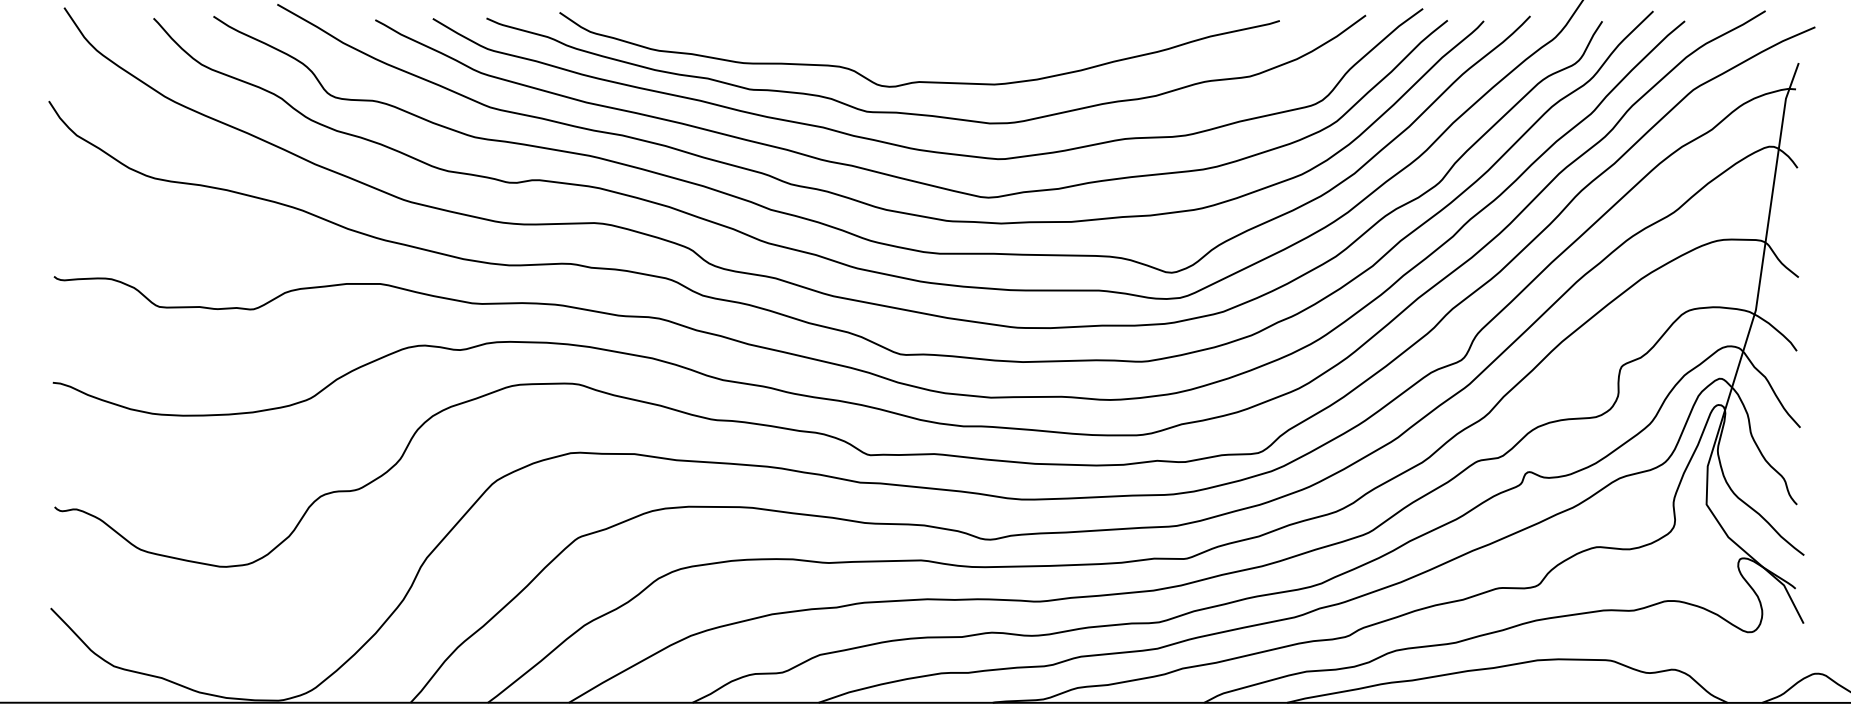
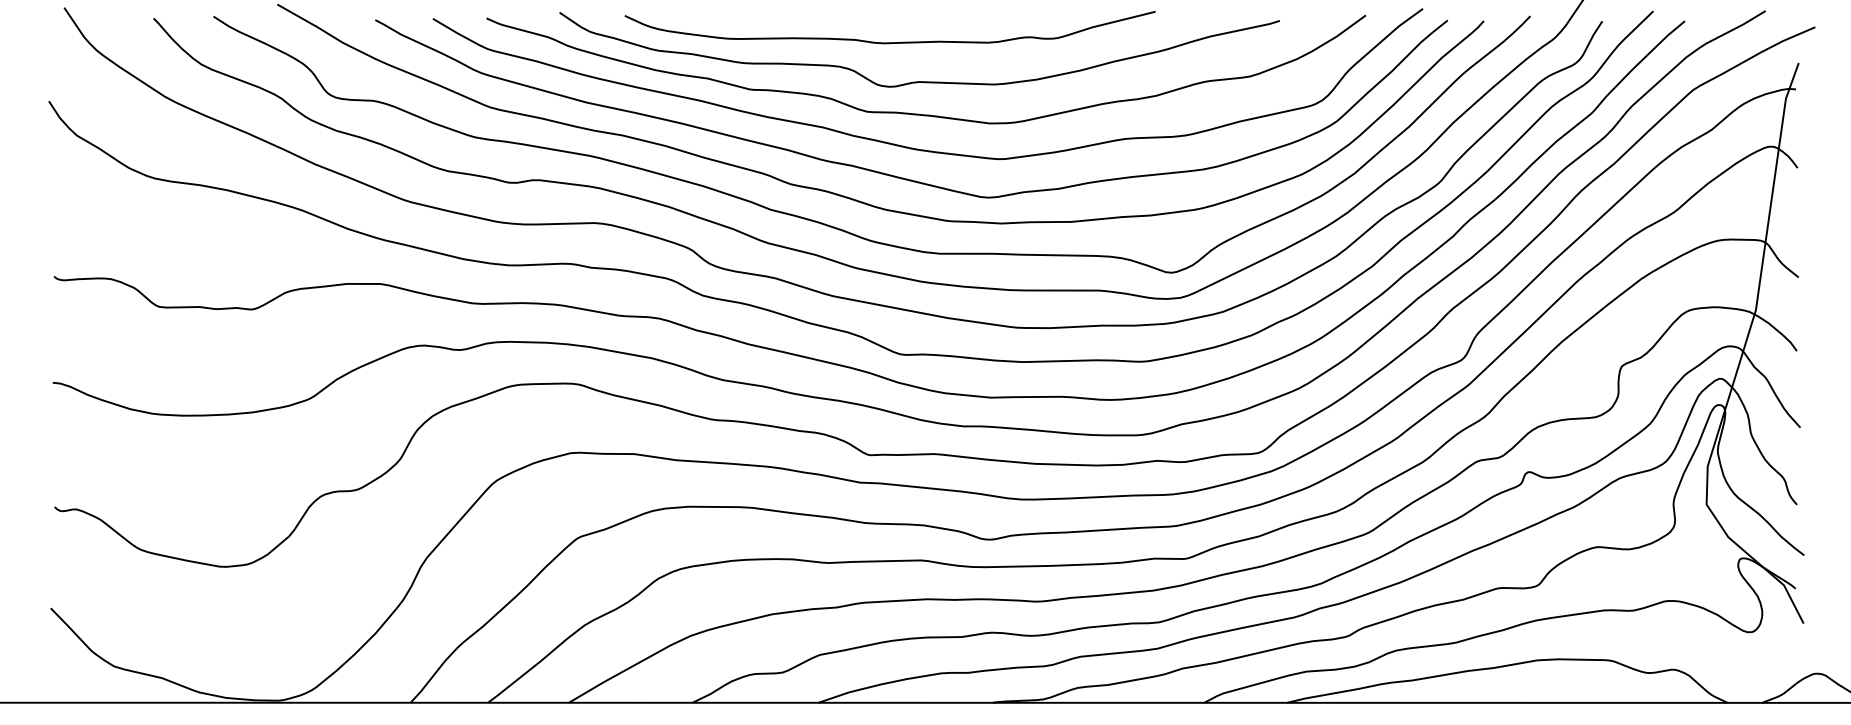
curve: none -> present (889, 42)
